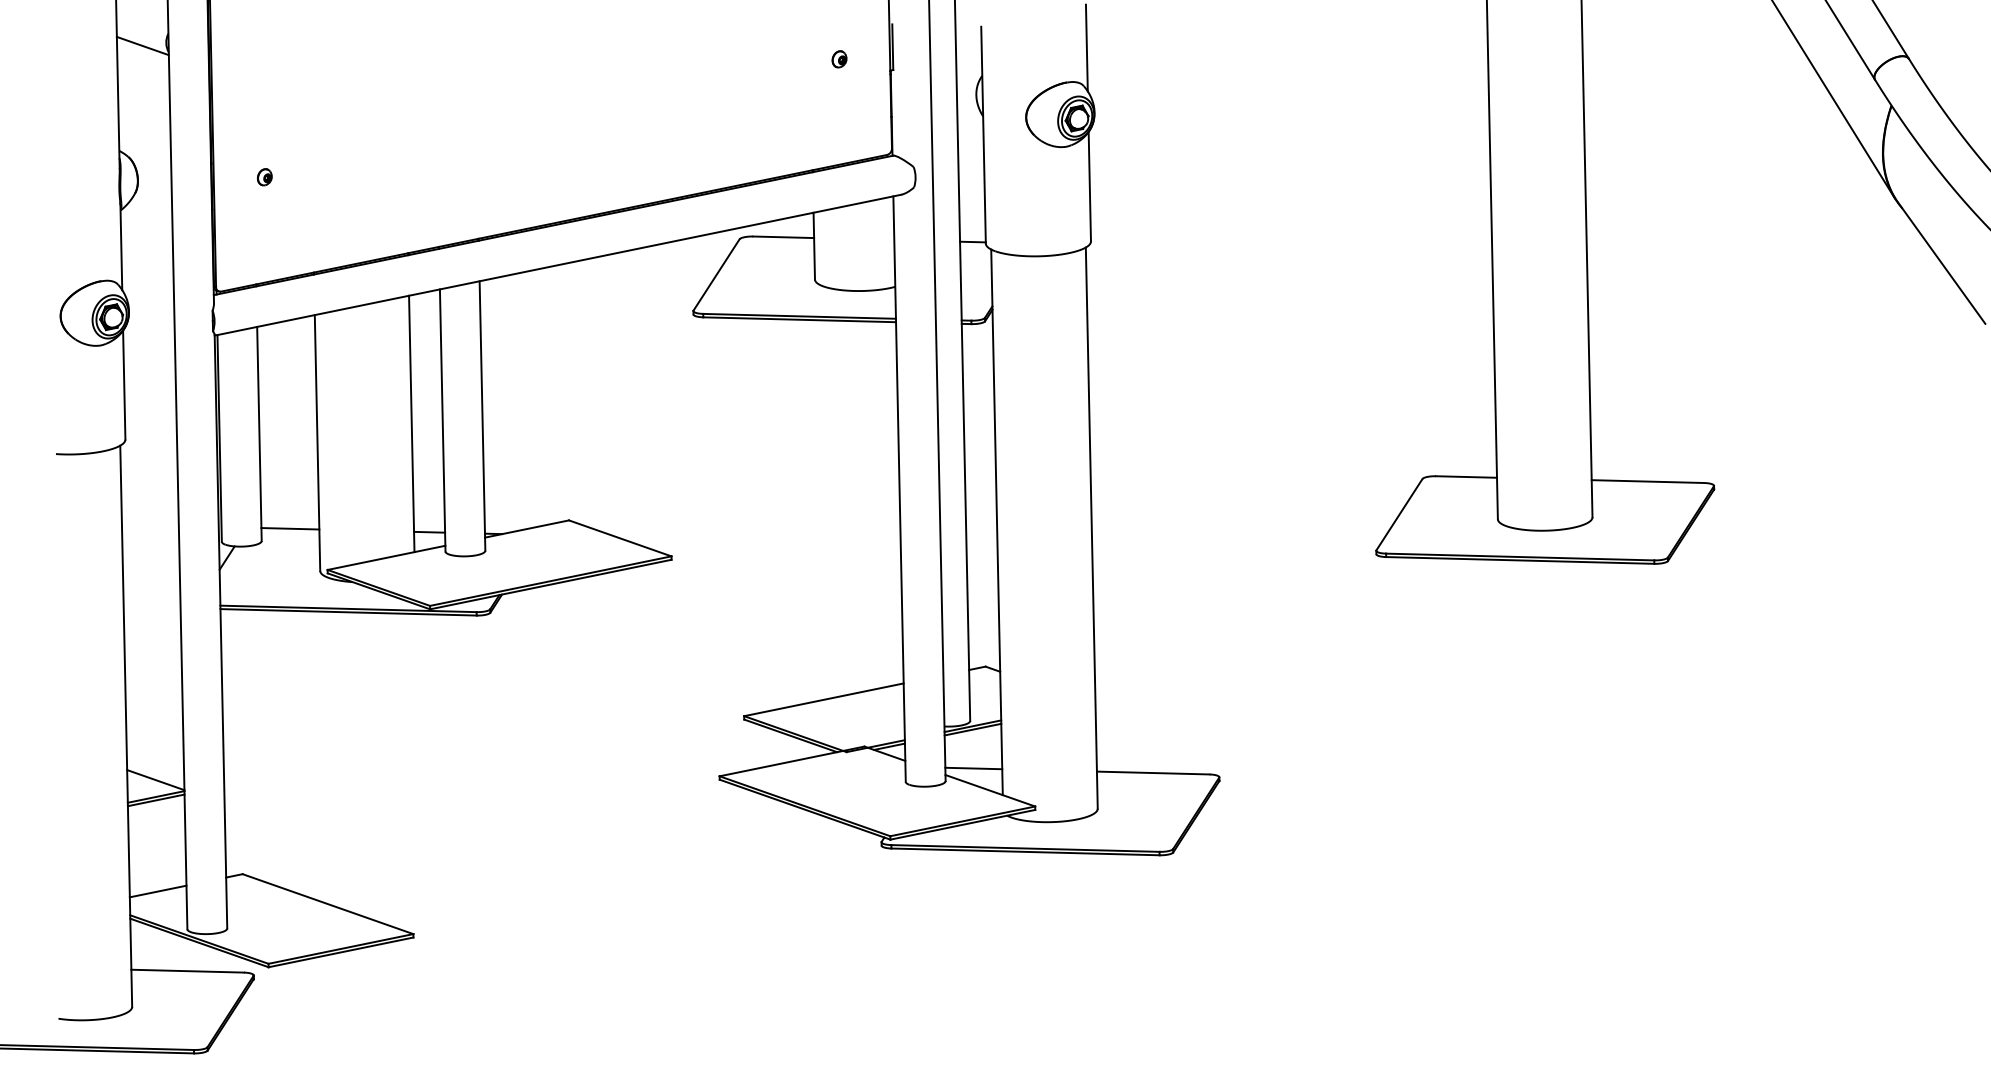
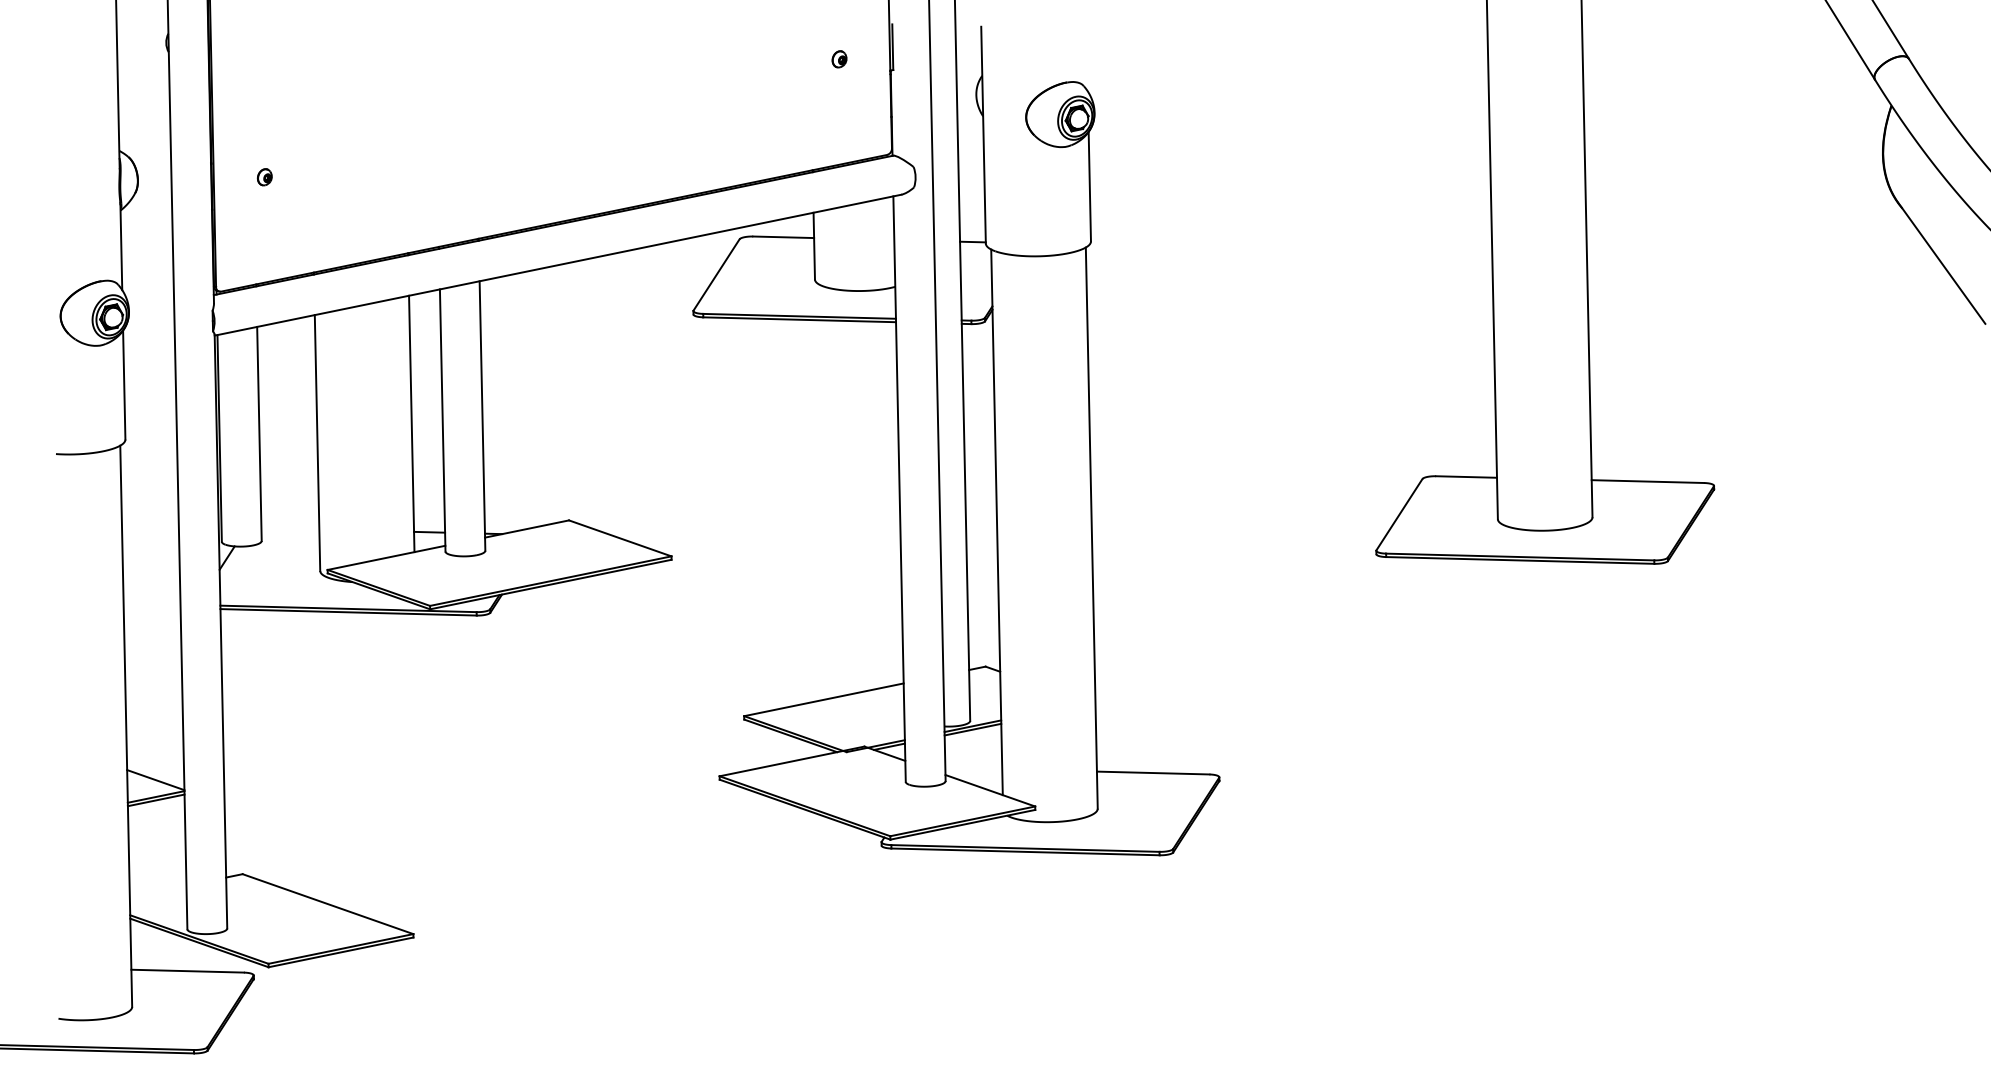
line: present -> none (142, 45)
line: present -> none (1086, 47)
line: present -> none (1834, 100)
line: present -> none (290, 528)
line: present -> none (973, 768)
line: present -> none (157, 891)
